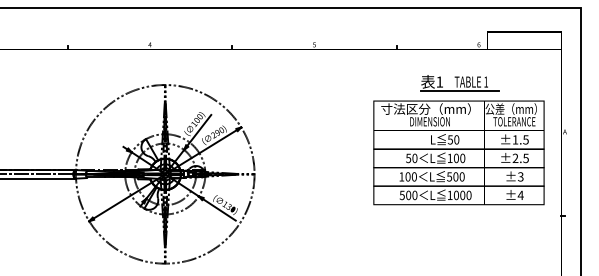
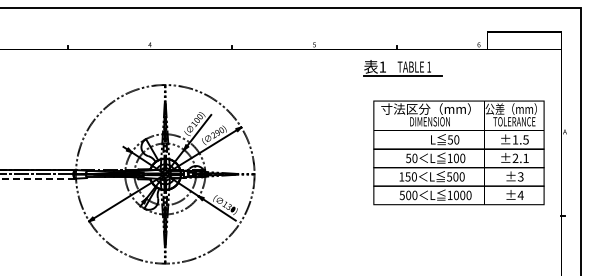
part position: (459, 83) -> (402, 68) (402, 68)
text: ±2.5 -> ±2.1 (525, 158)
text: 100 -> 150 (407, 176)
line: solid -> dashed (36, 178)
